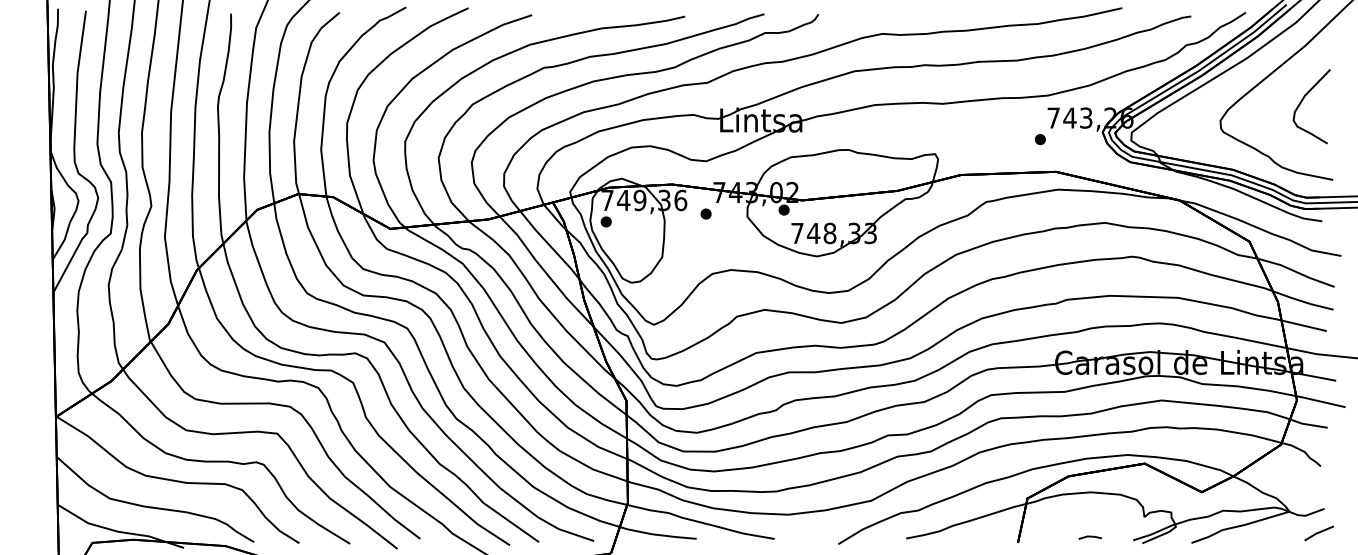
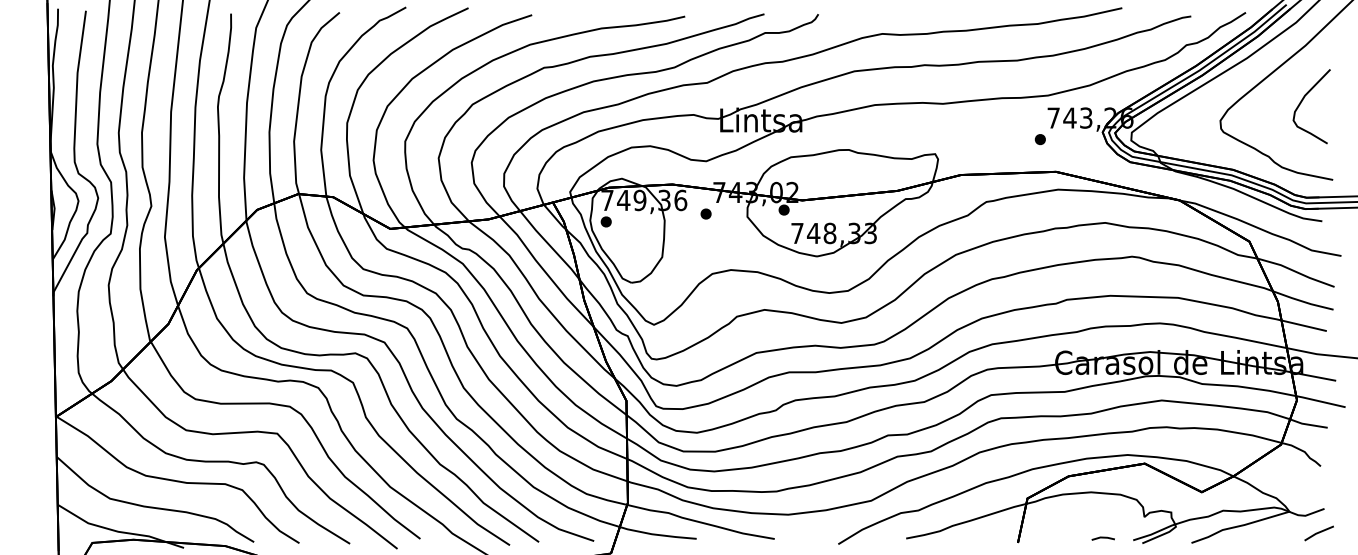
line position: (1089, 537) -> (1102, 538) (1102, 538)
